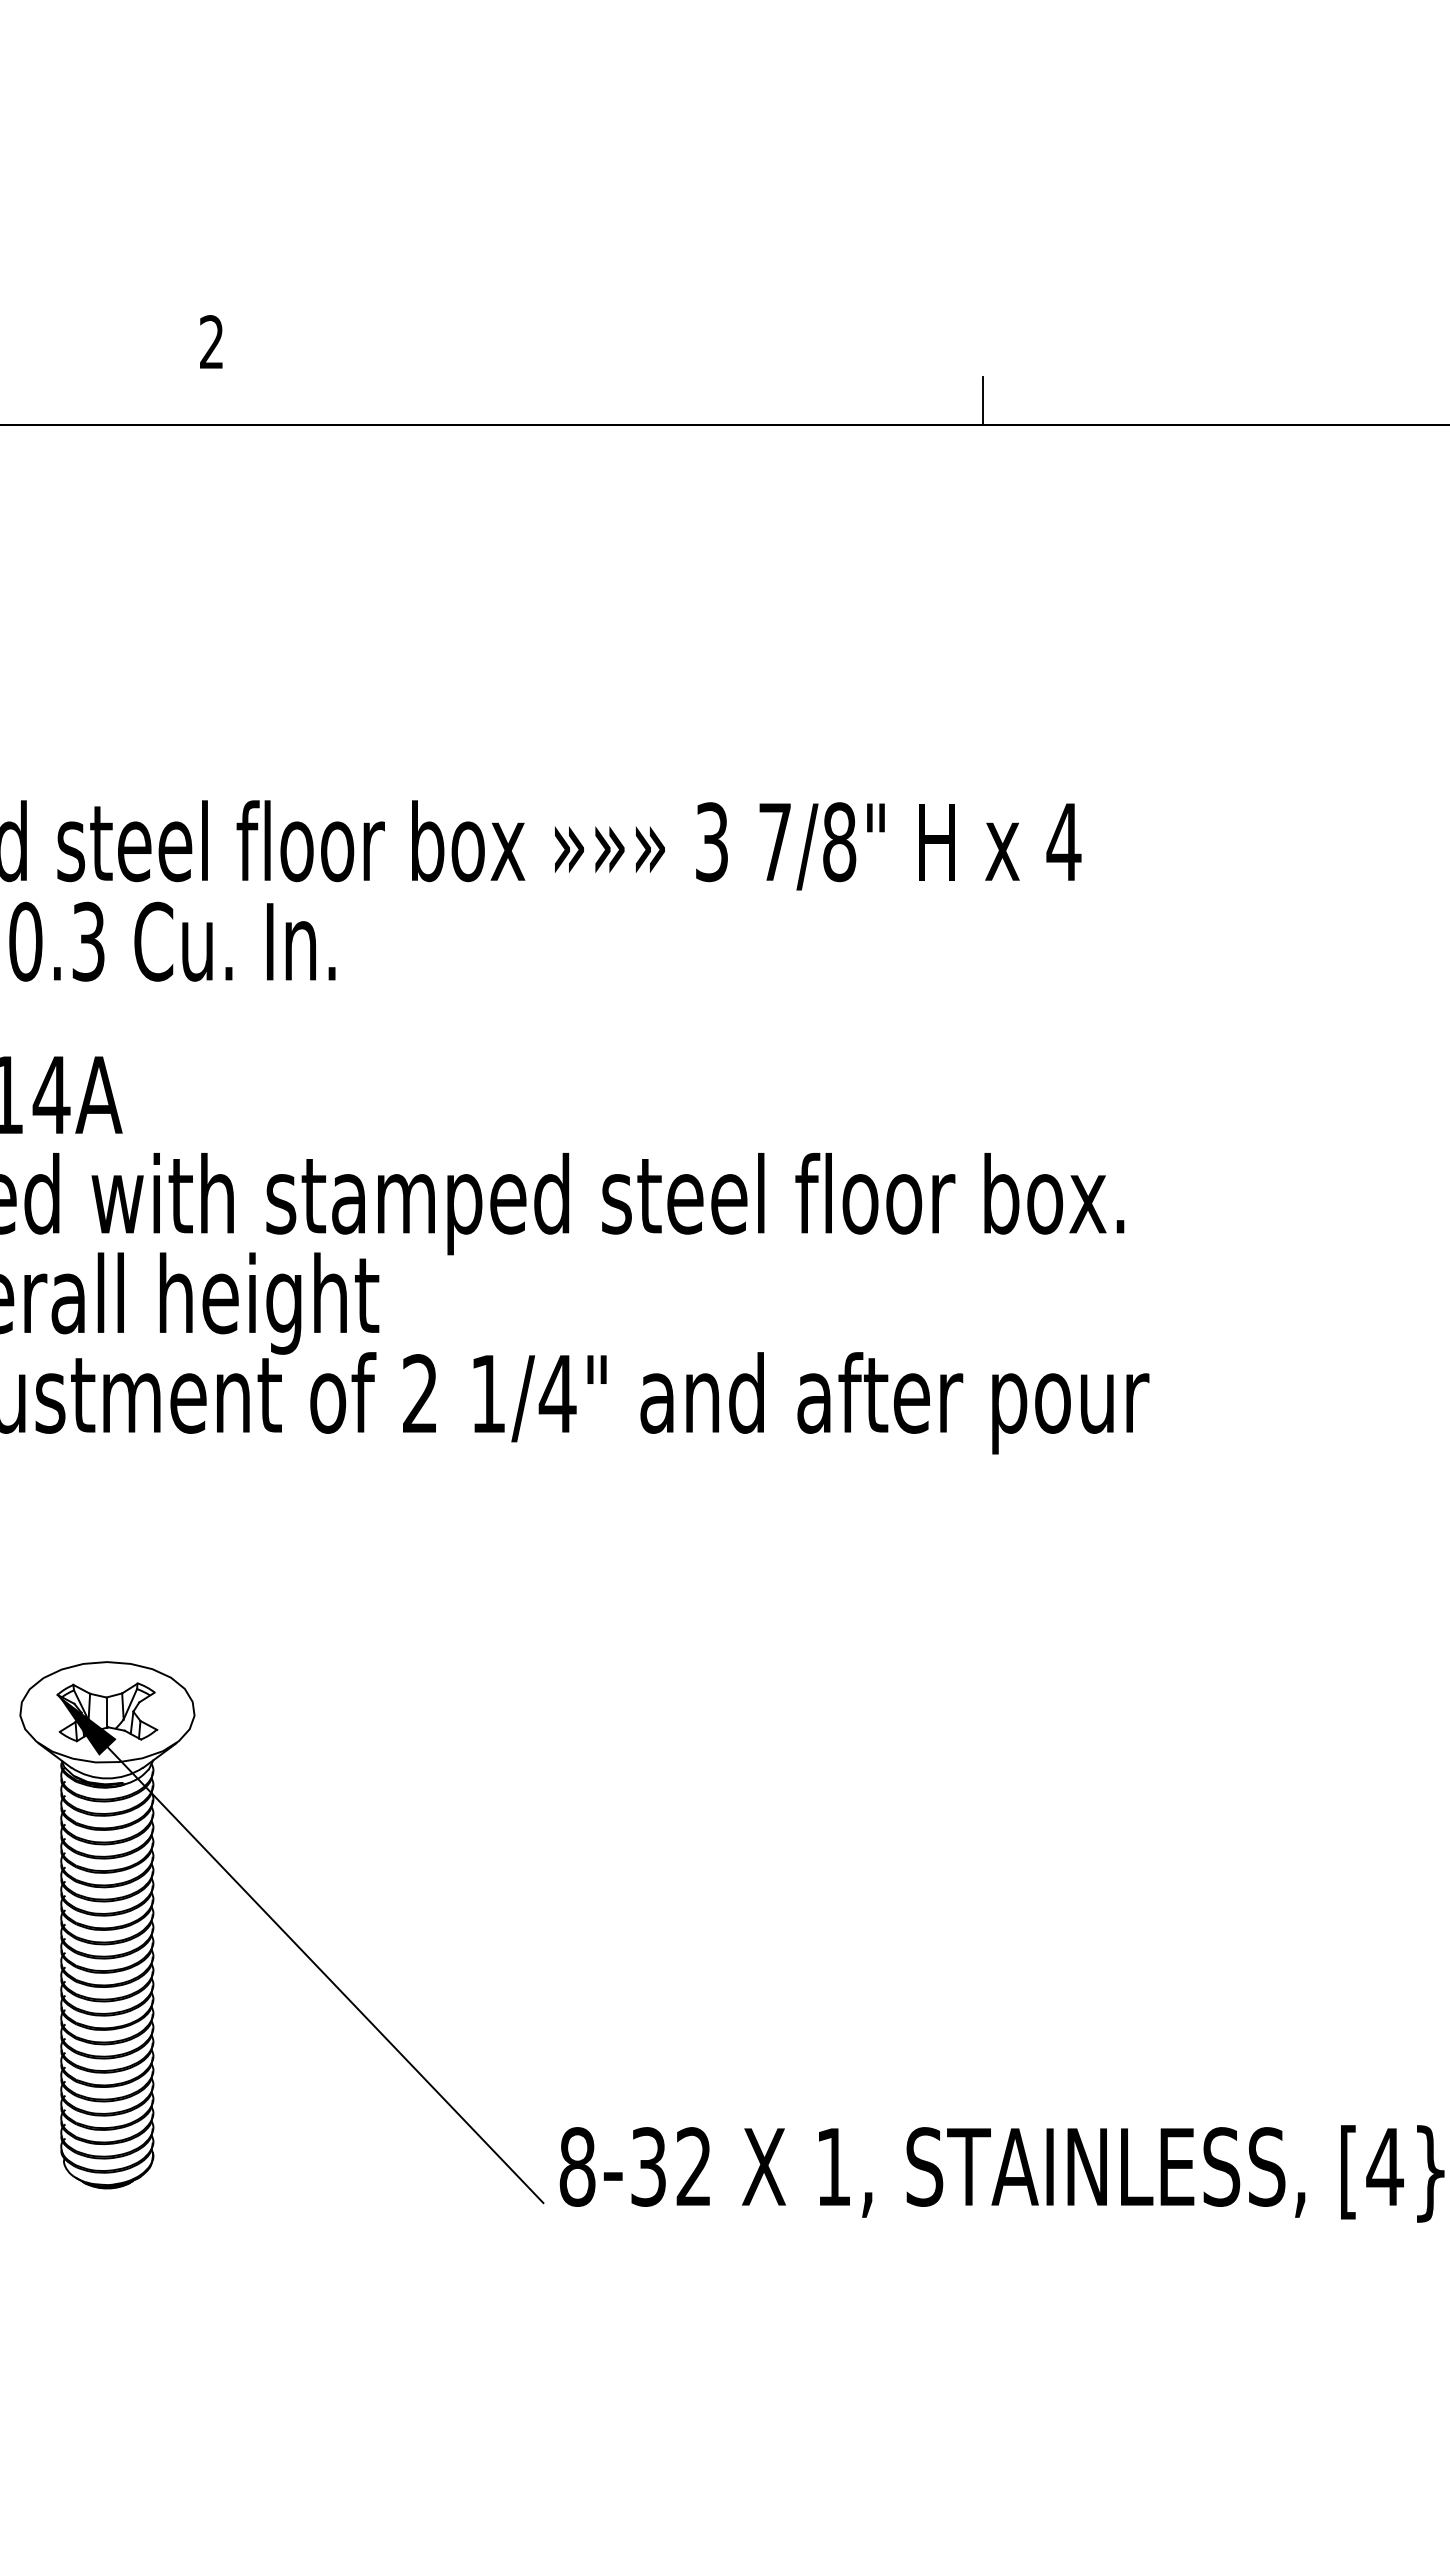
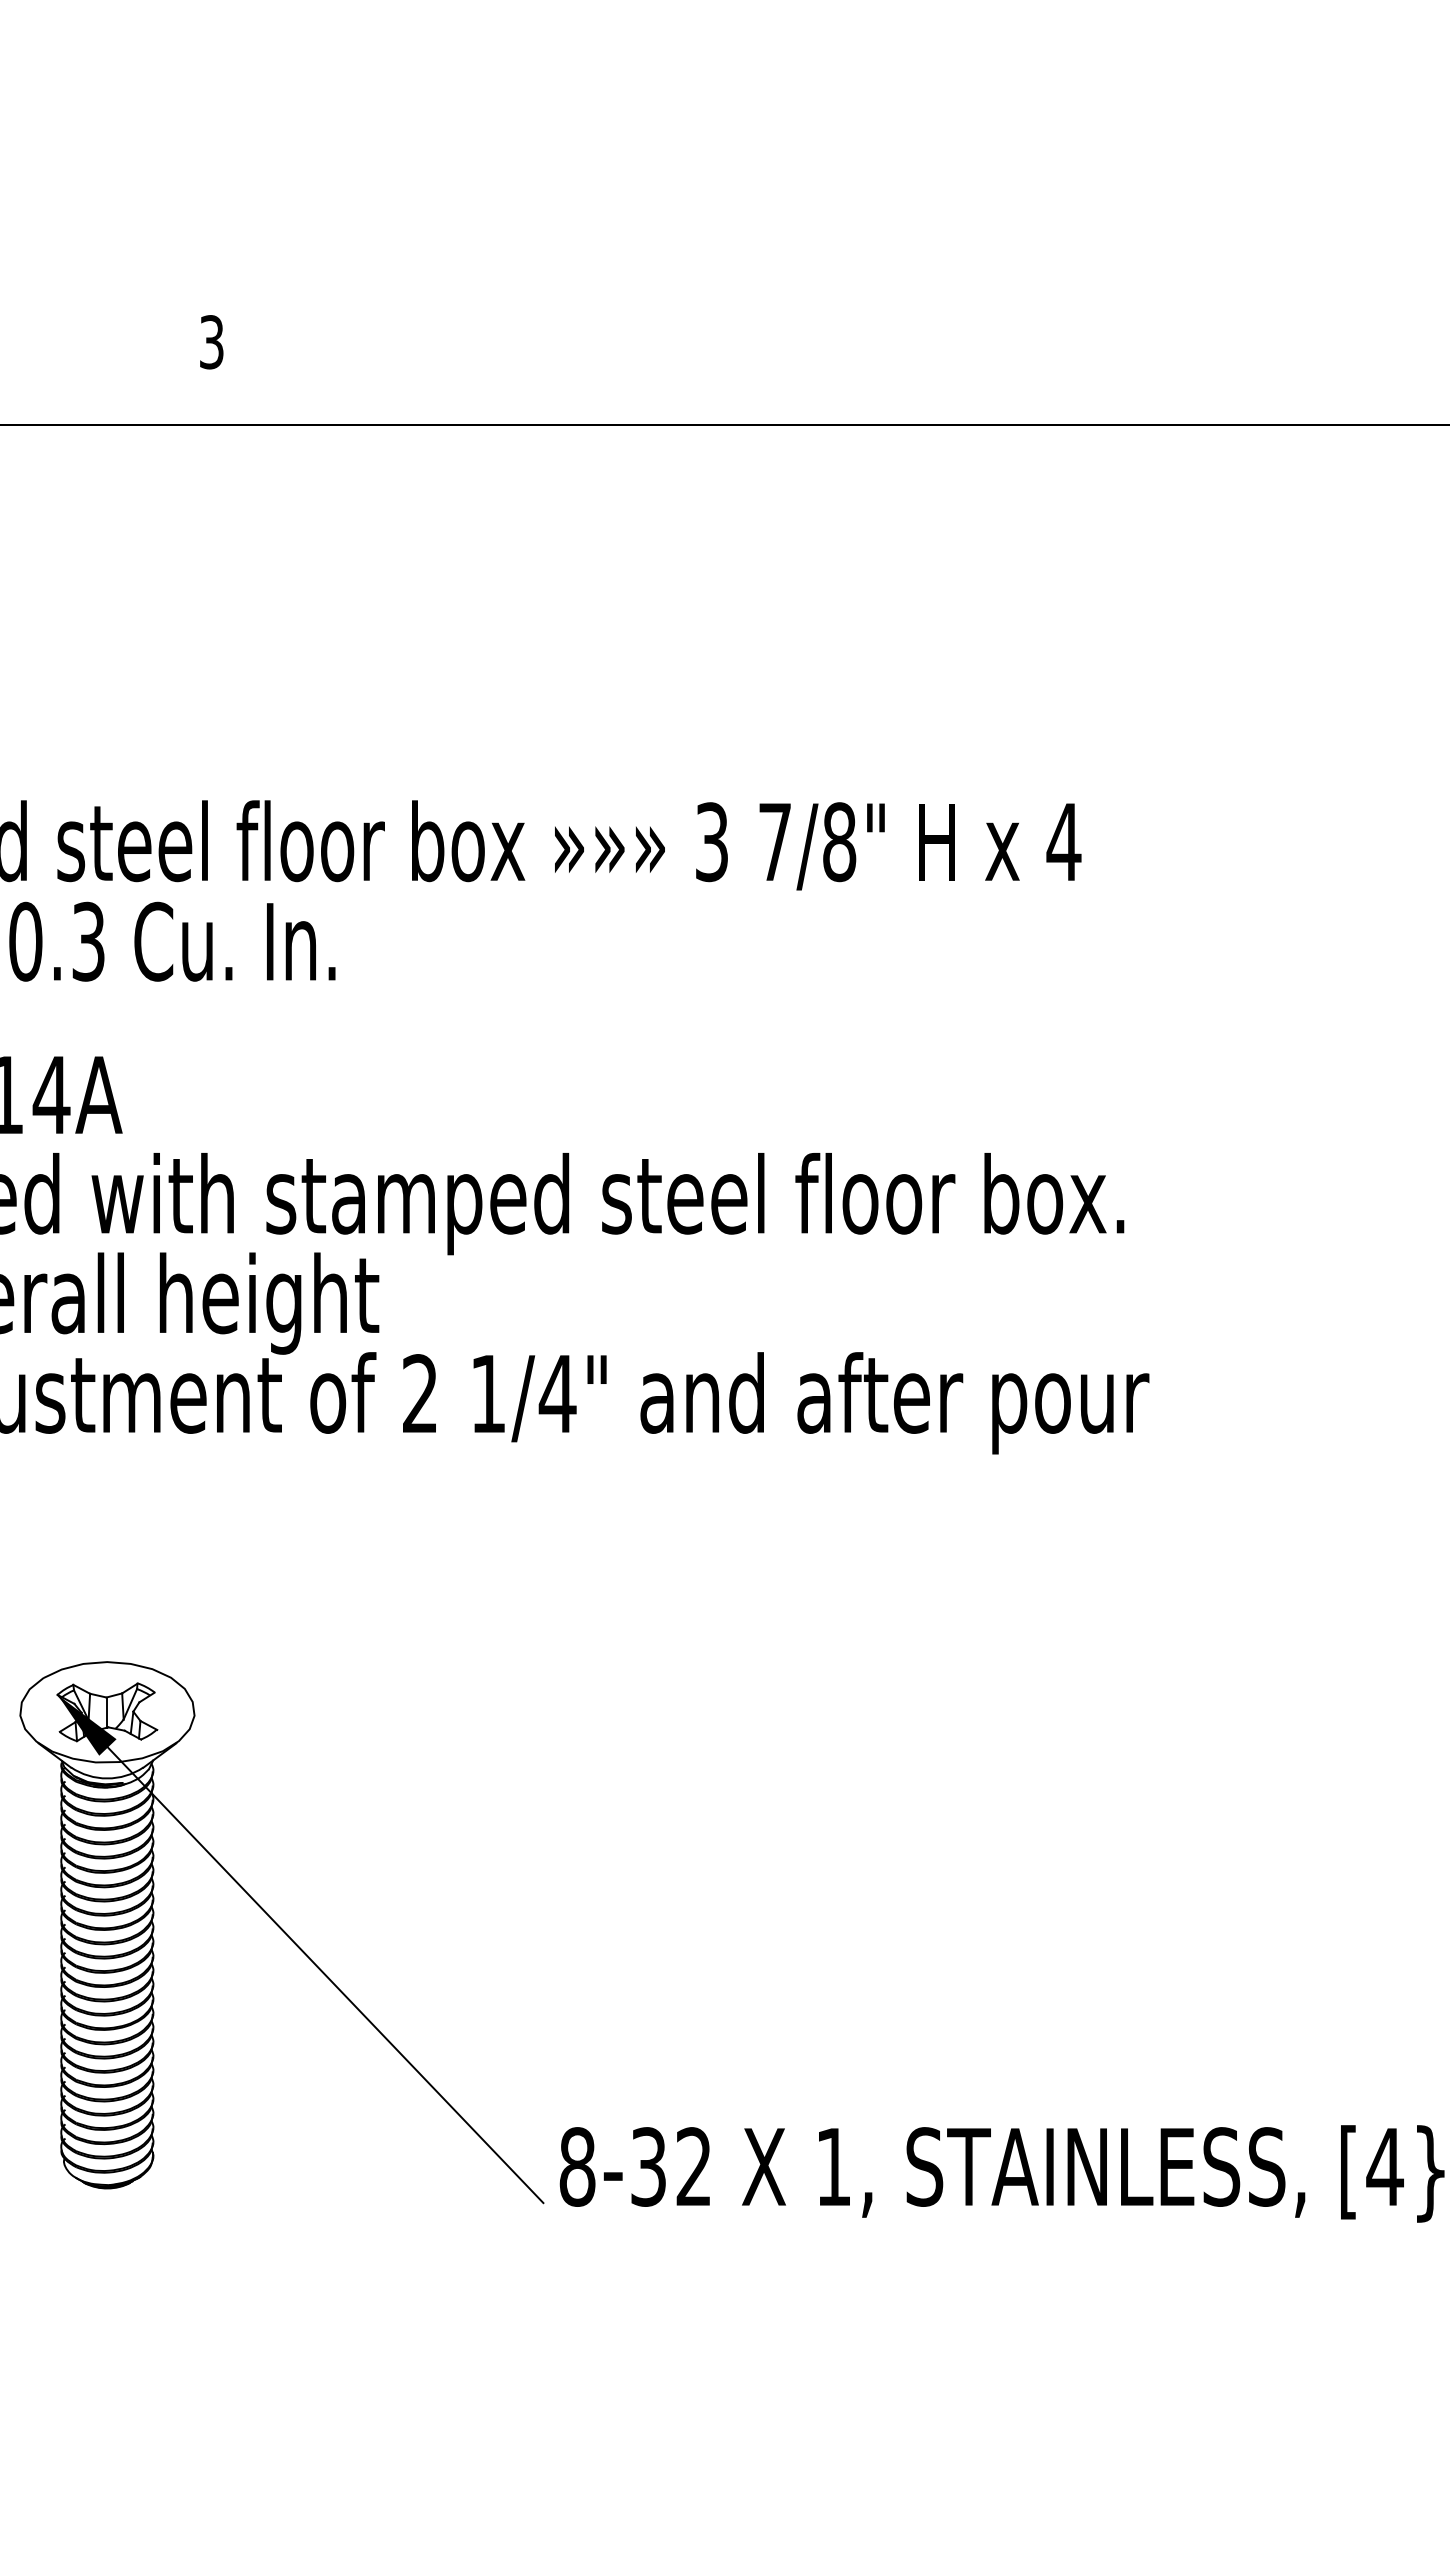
text: 2 -> 3 (211, 342)
line: present -> none (982, 400)
